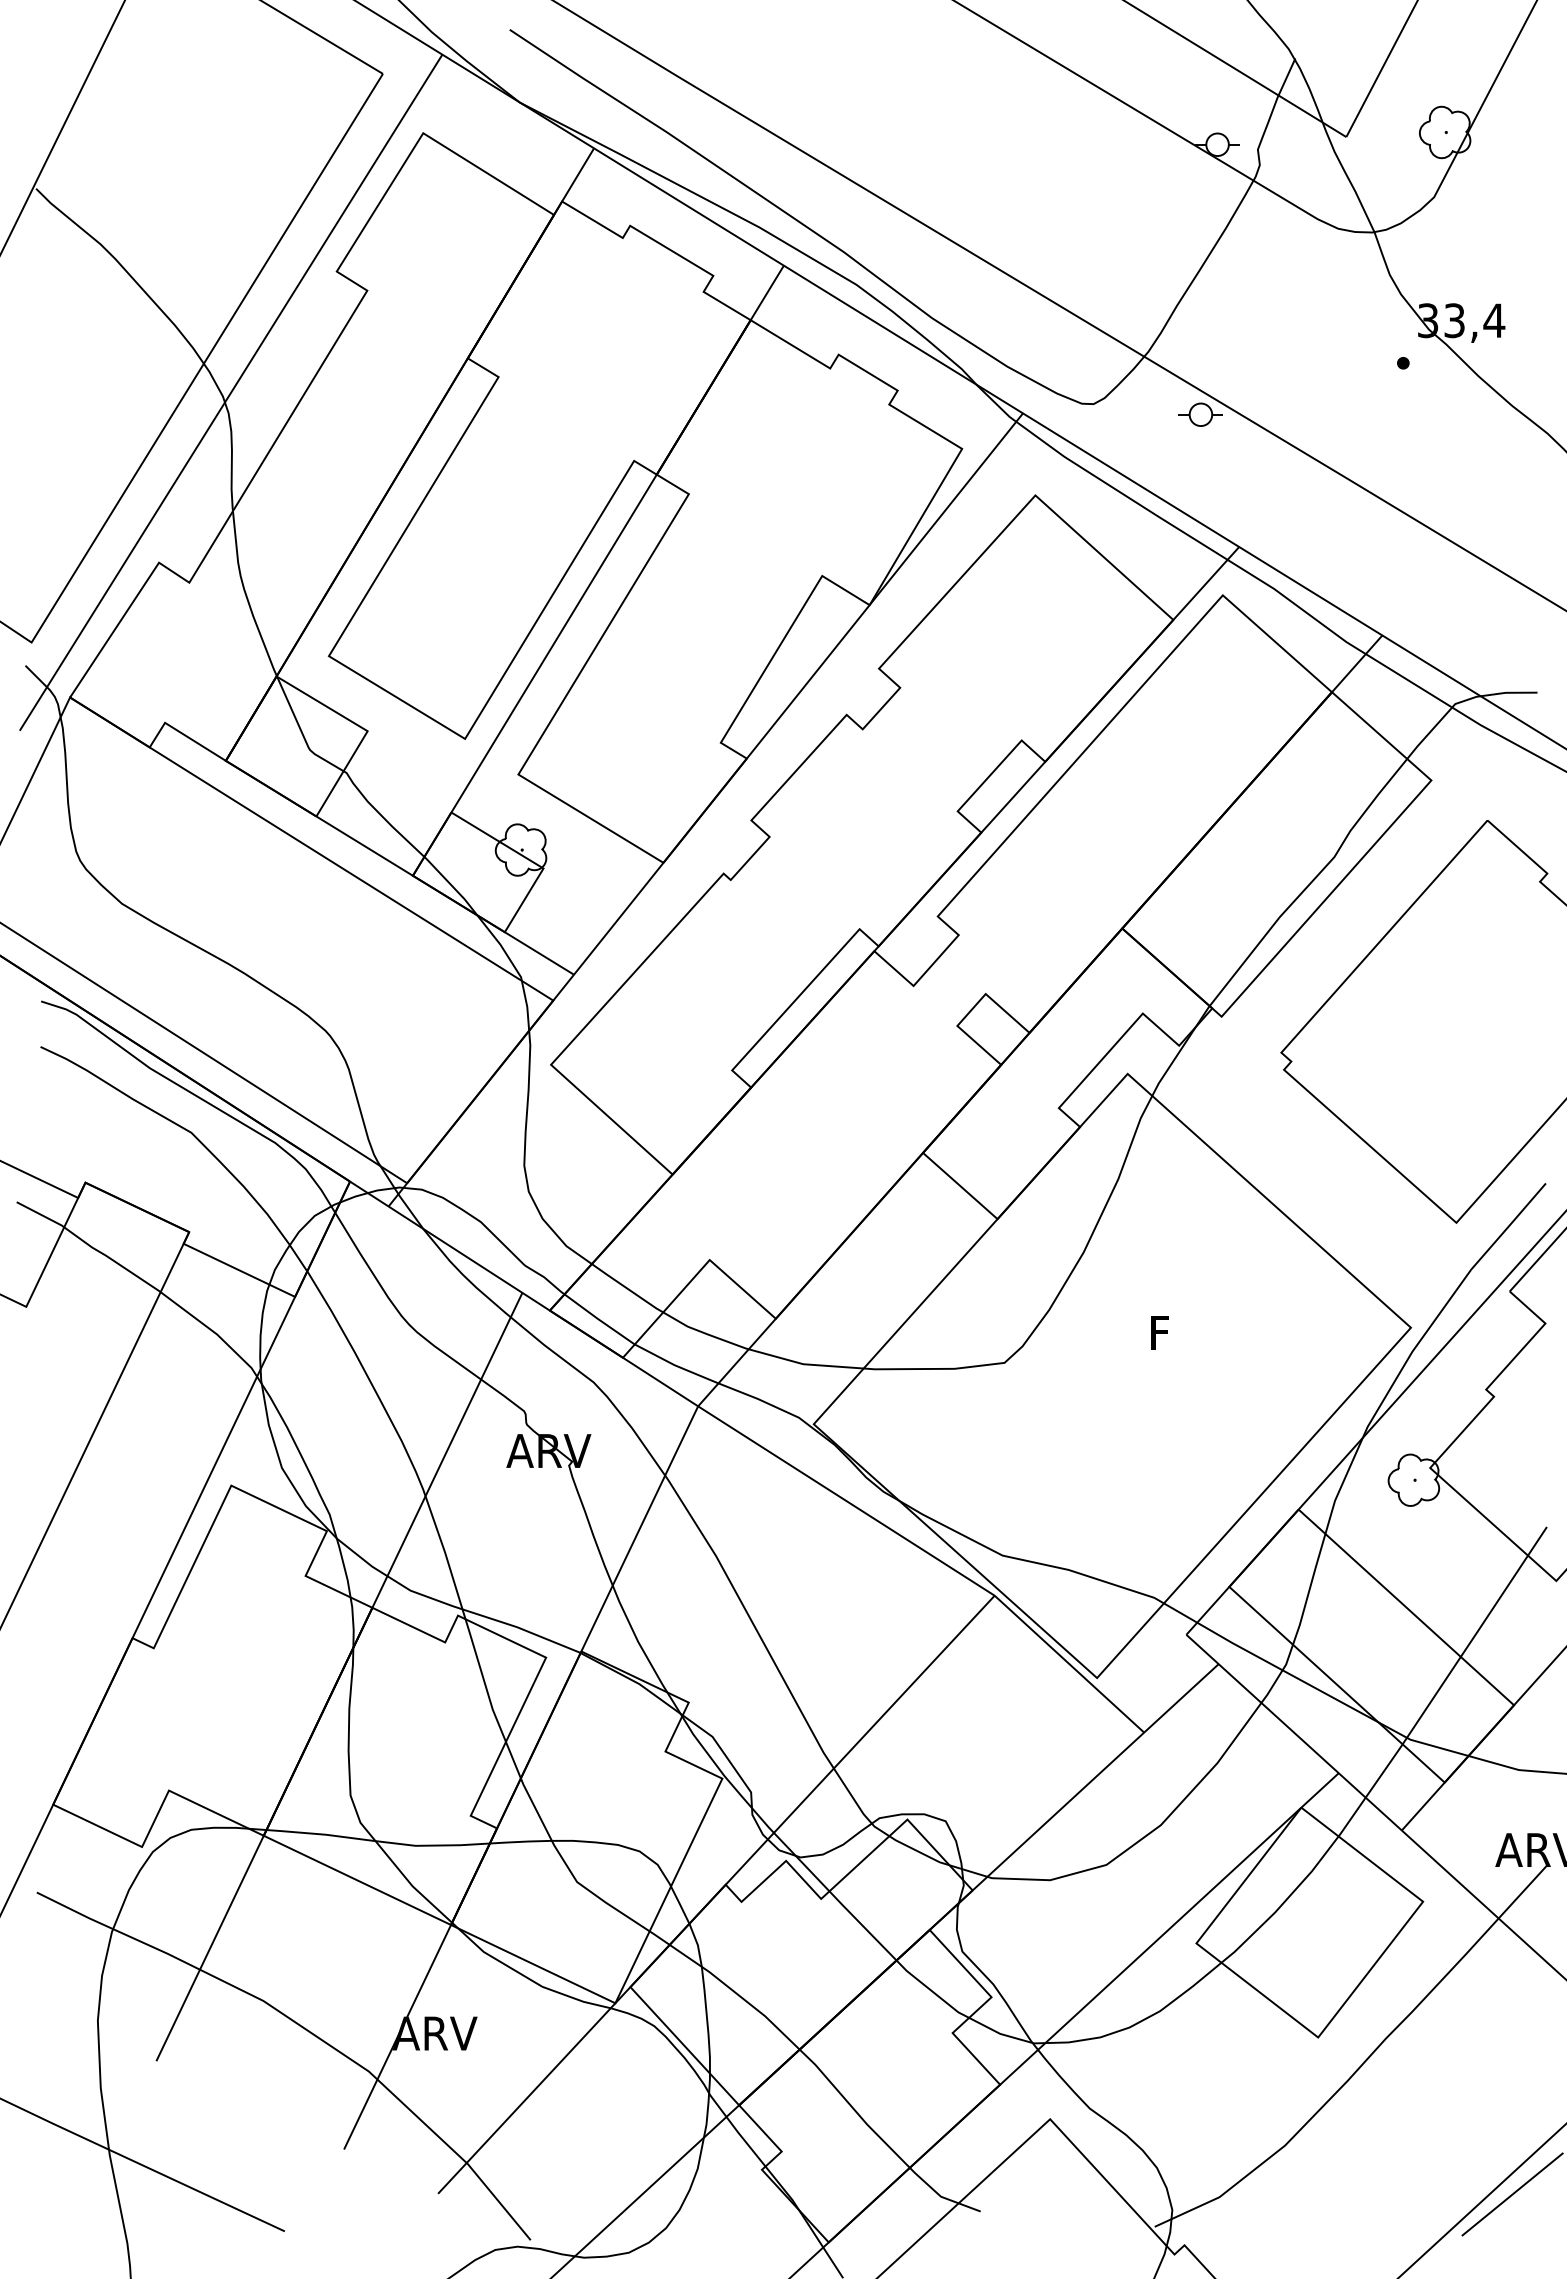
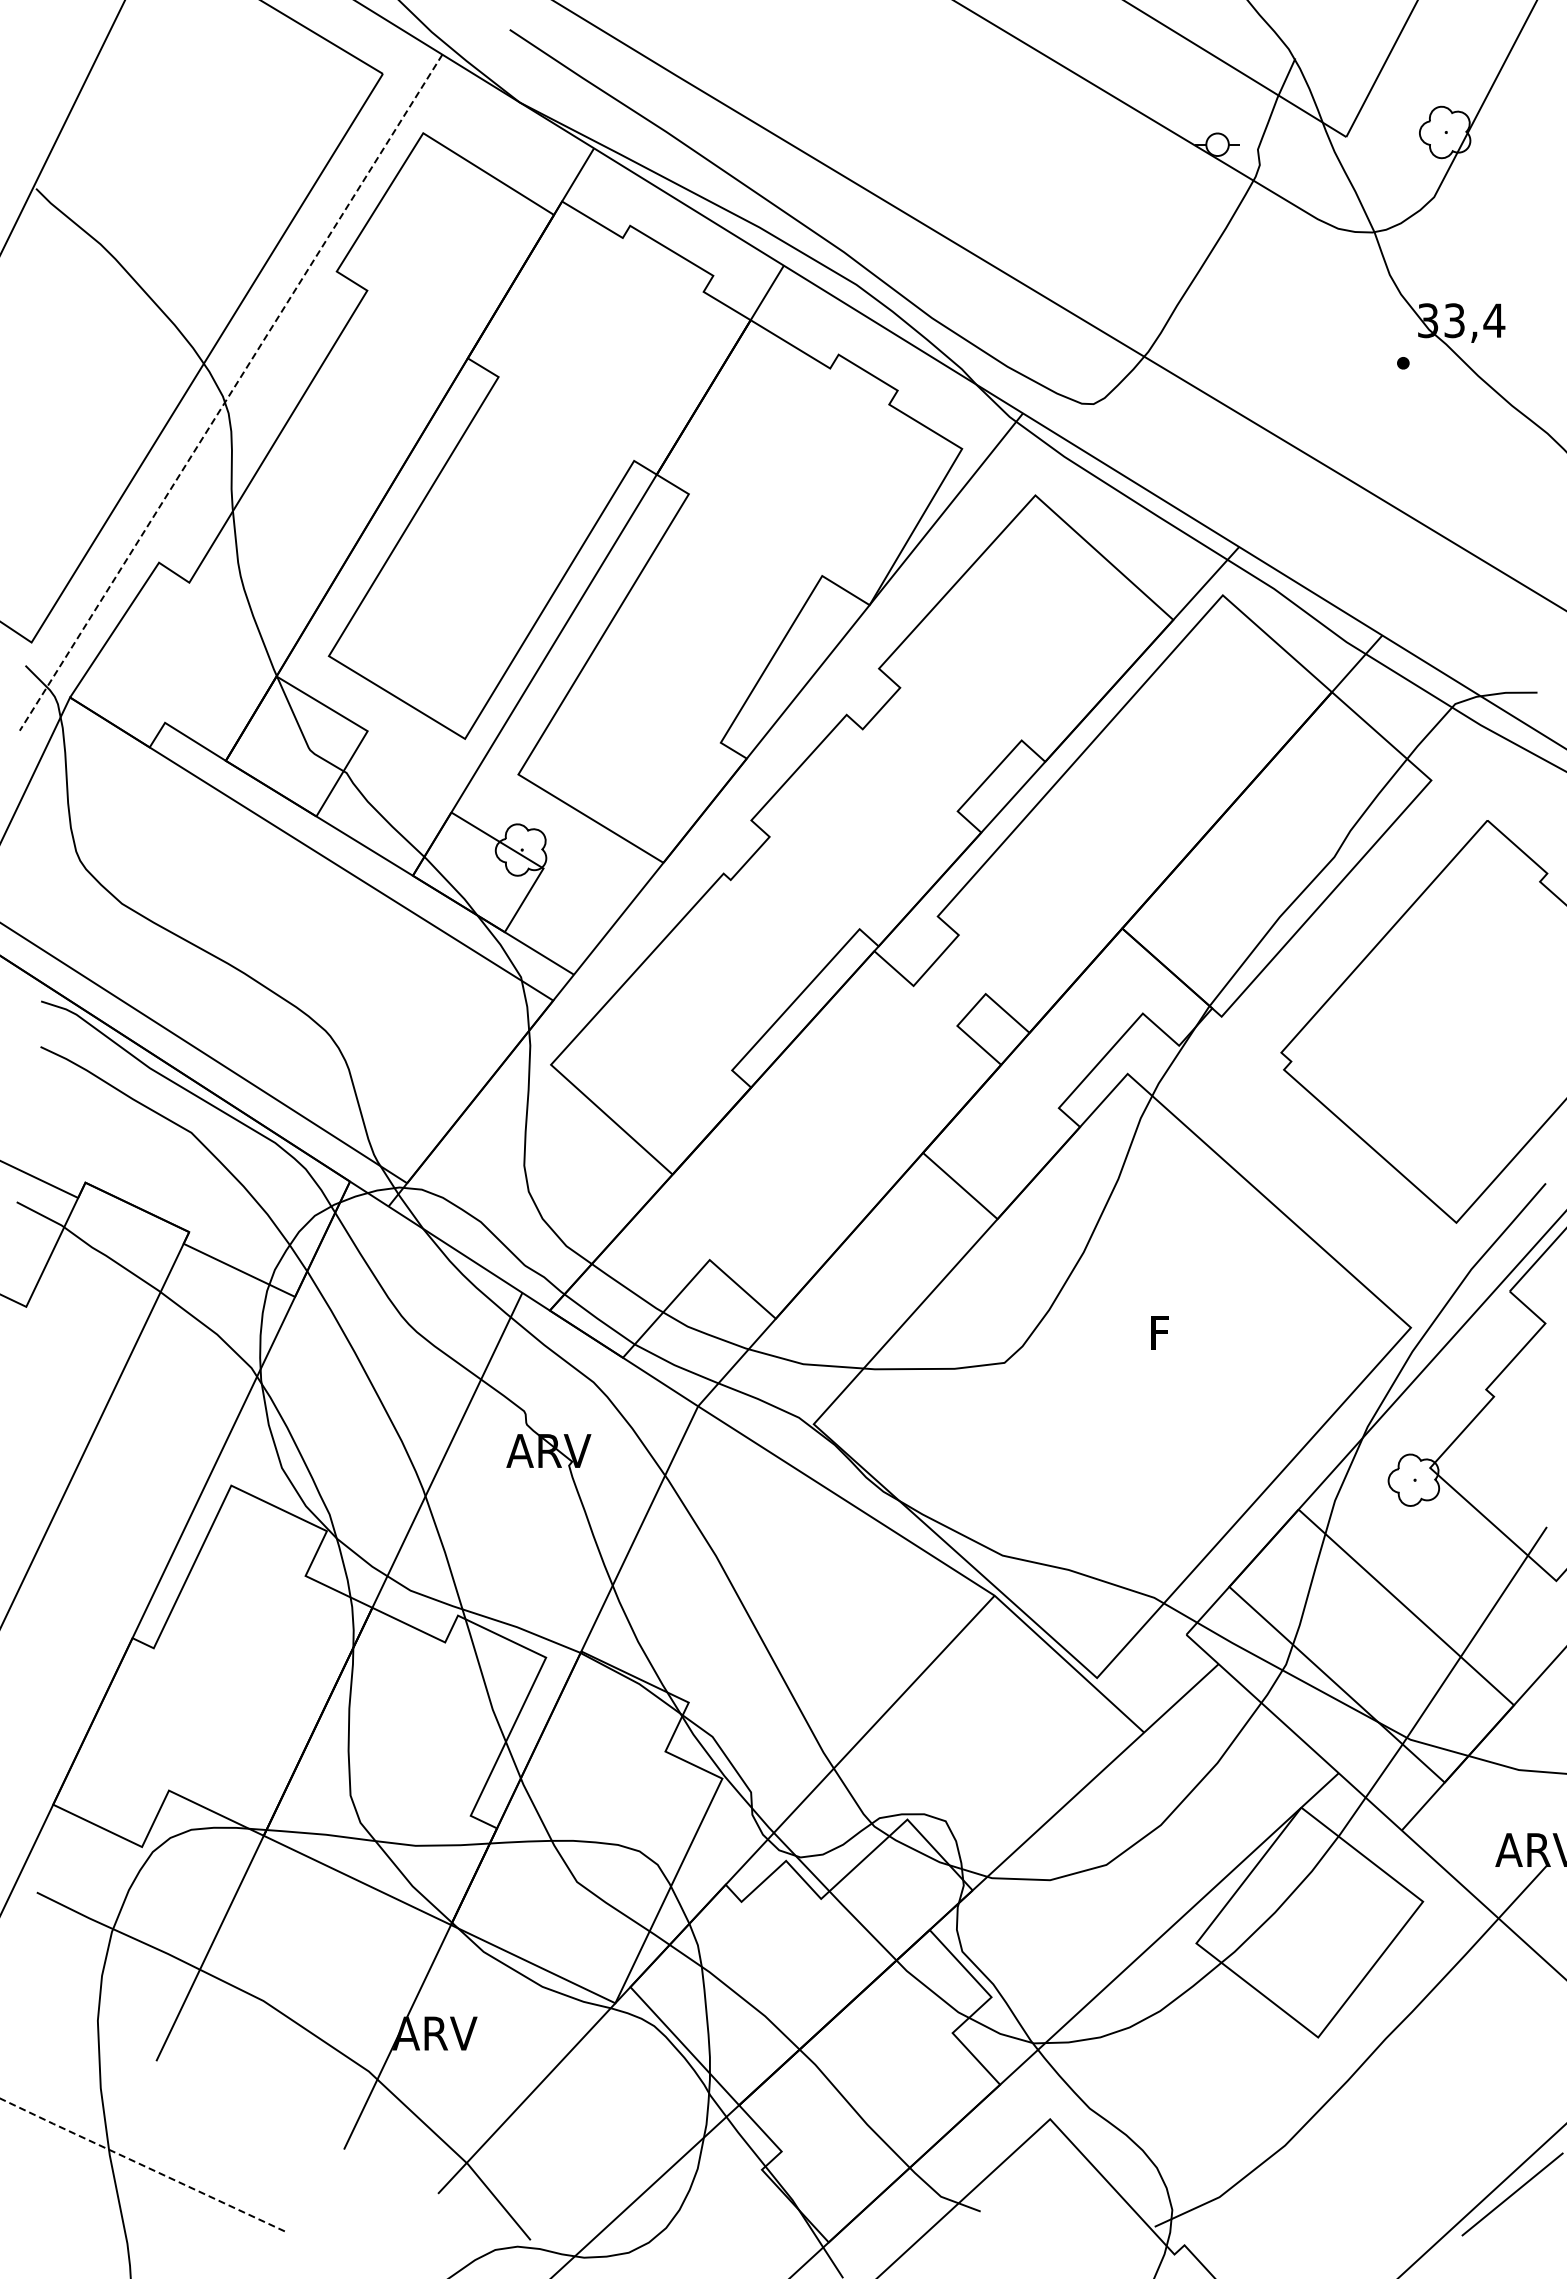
line: solid -> dashed (231, 392)
part: present -> none (1200, 414)
line: solid -> dashed (141, 2164)
